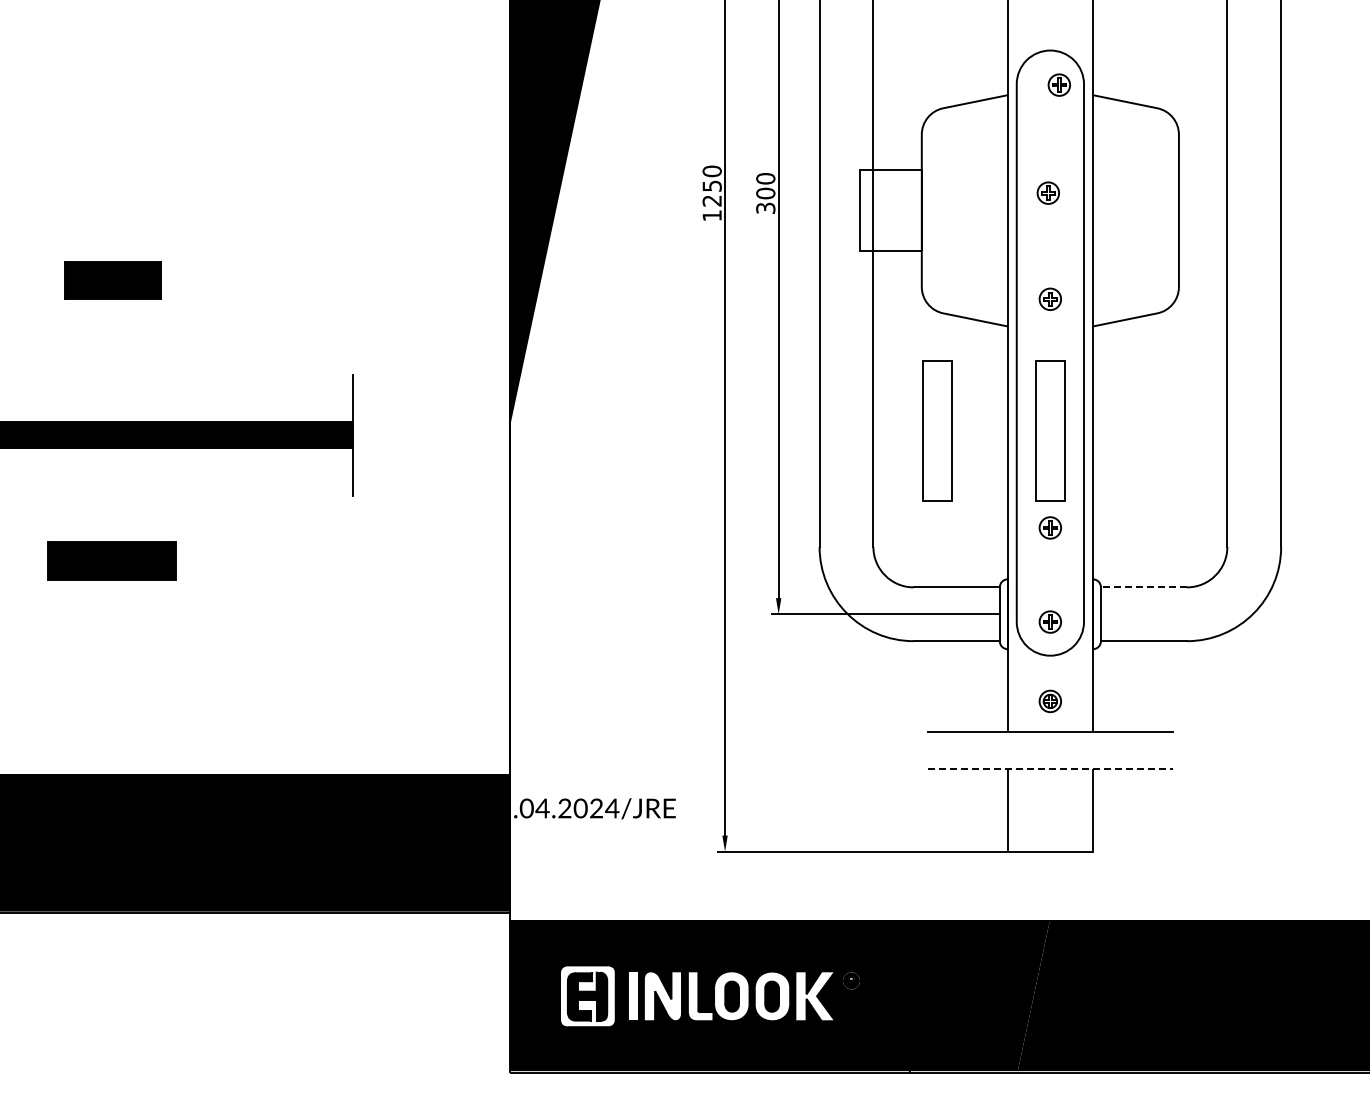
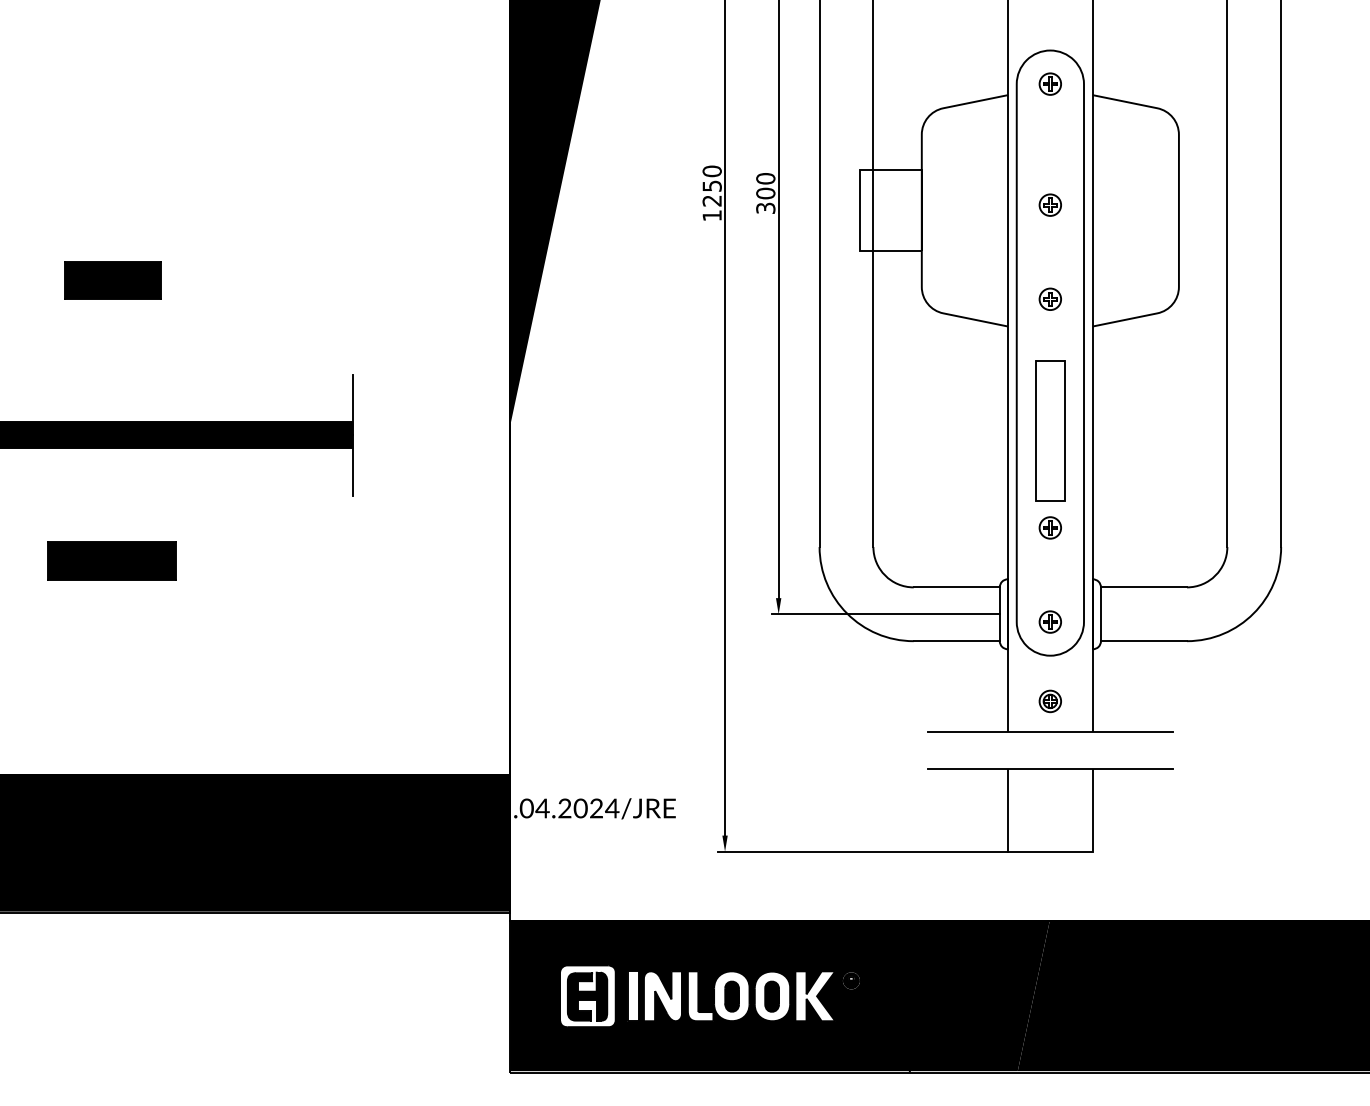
part position: (1058, 84) -> (1049, 83) (1049, 83)
part position: (1047, 192) -> (1049, 204) (1049, 204)
part: present -> none (937, 430)
line: dashed -> solid (1143, 587)
line: dashed -> solid (1050, 769)
